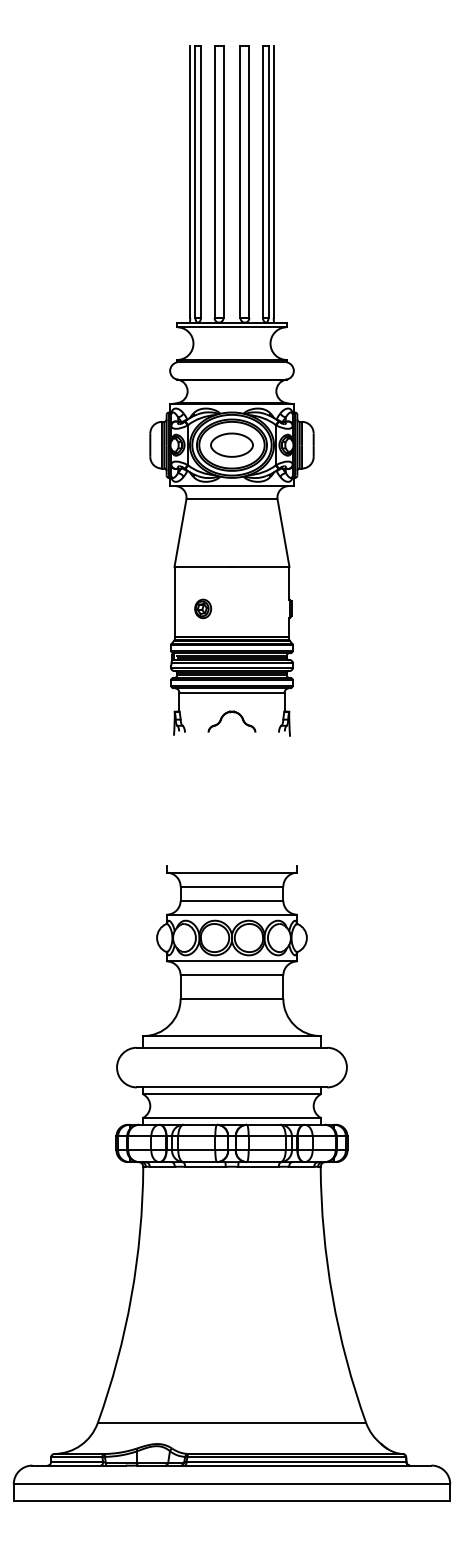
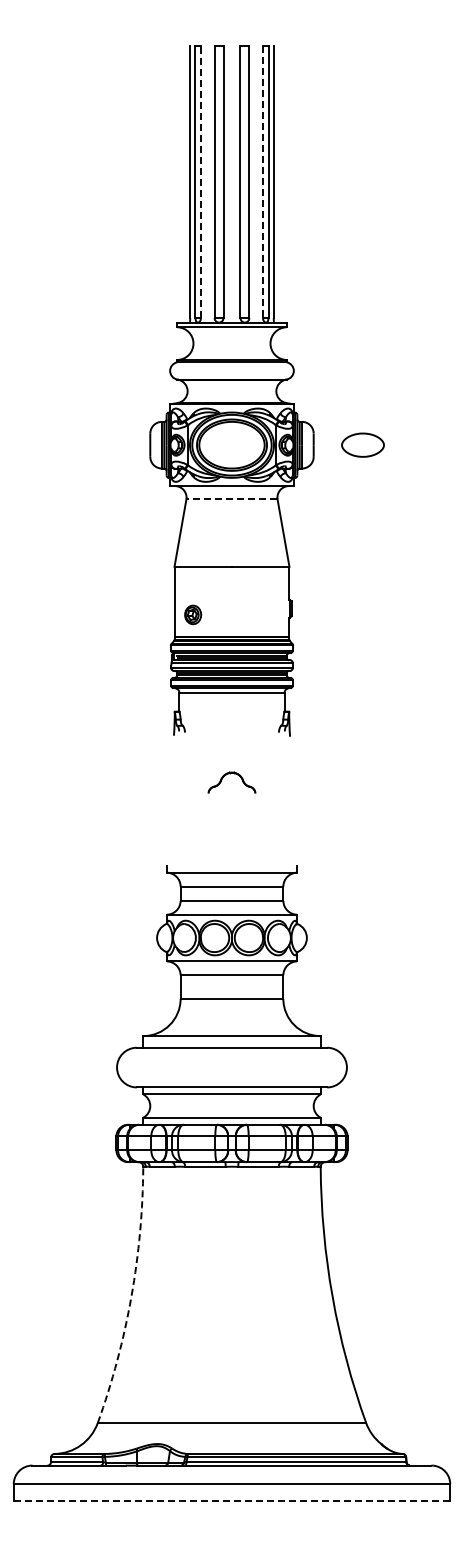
line: solid -> dashed (200, 182)
line: solid -> dashed (263, 182)
part position: (231, 444) -> (362, 444) (362, 444)
line: solid -> dashed (231, 498)
part position: (203, 608) -> (193, 614) (193, 614)
part position: (230, 713) -> (230, 774) (230, 774)
arc: solid -> dashed (131, 1296)
line: solid -> dashed (231, 1500)
